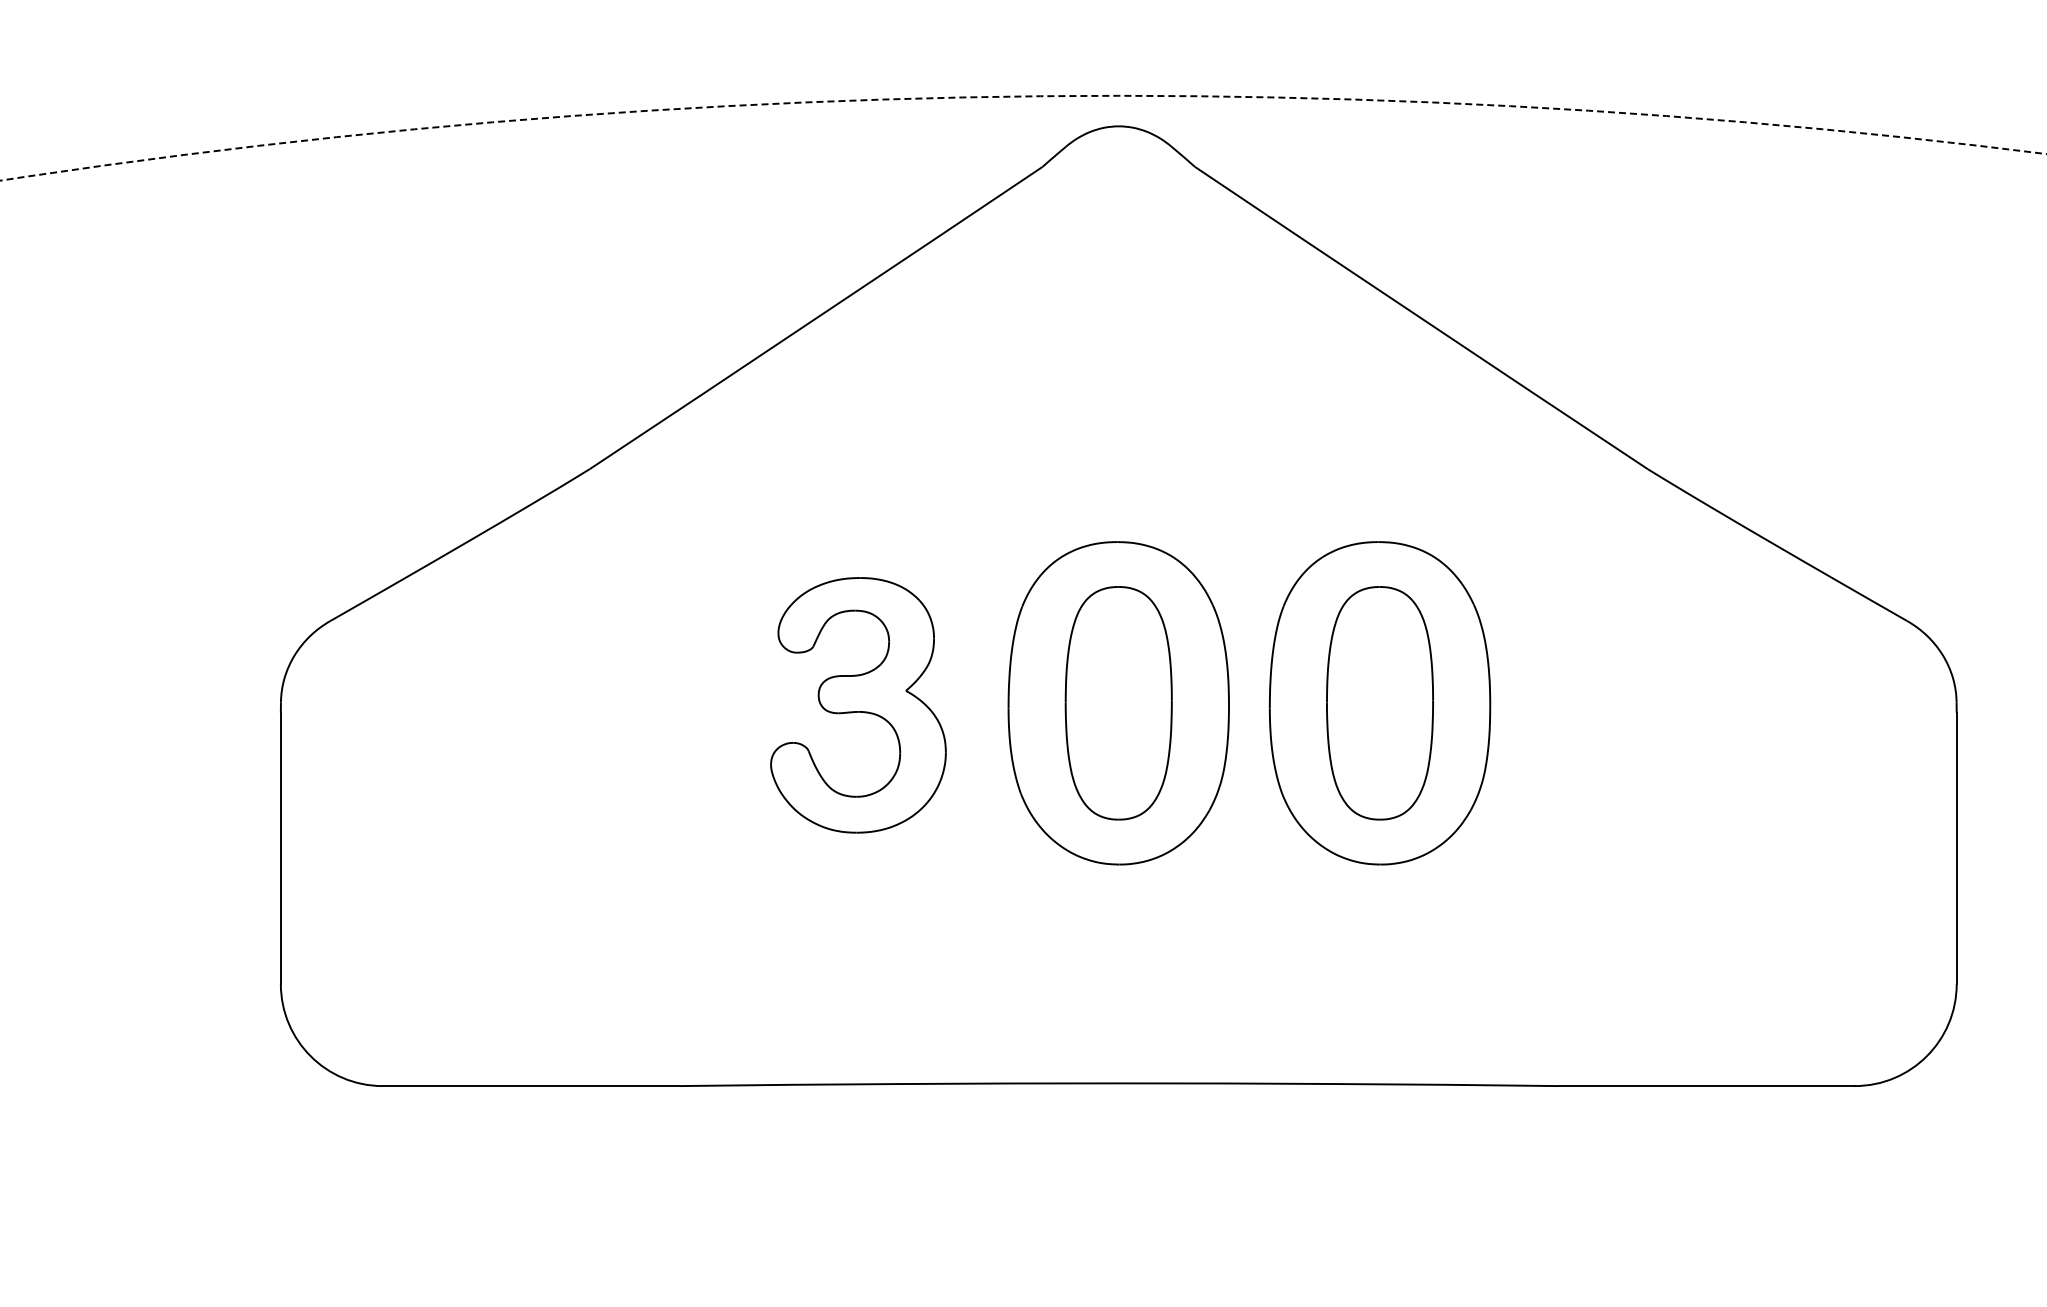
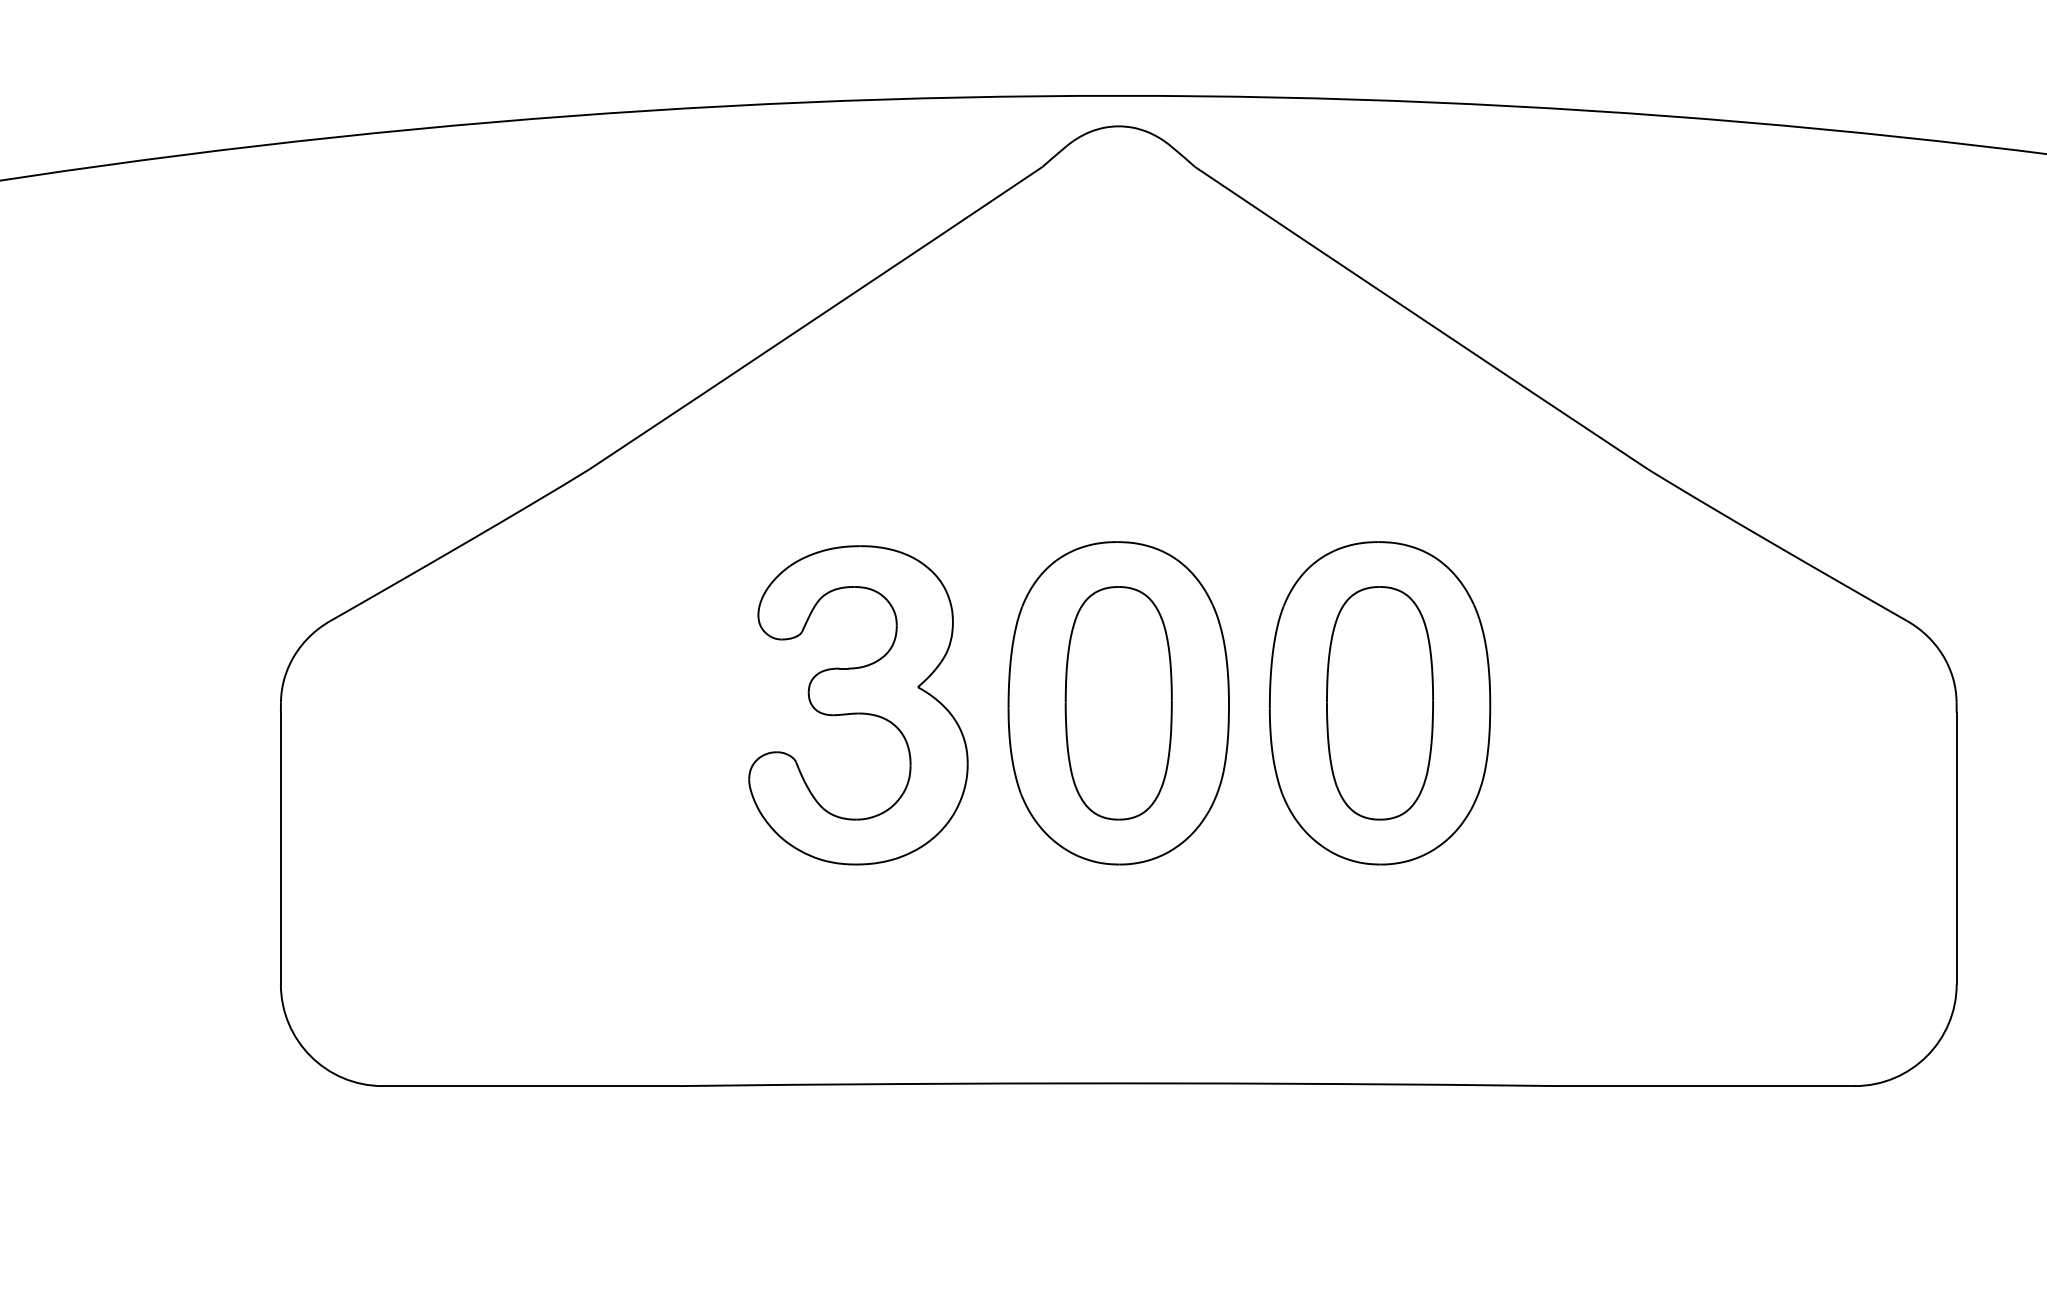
arc: dashed -> solid (1022, 96)
part size: 177x257 px -> 221x321 px (858, 705)
